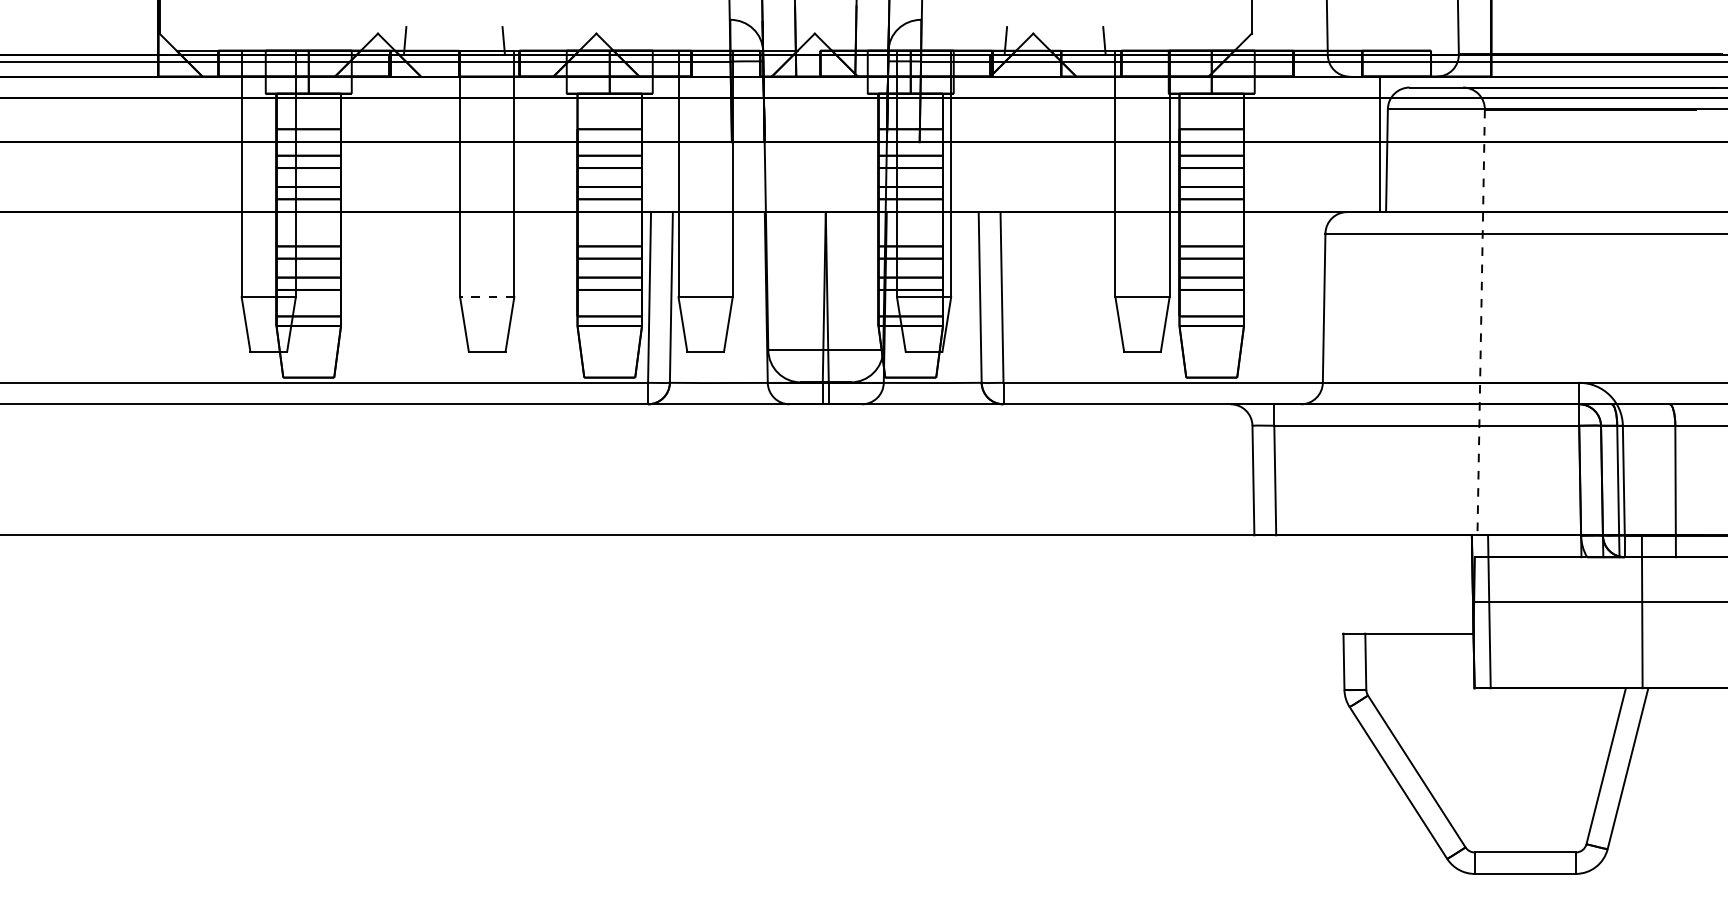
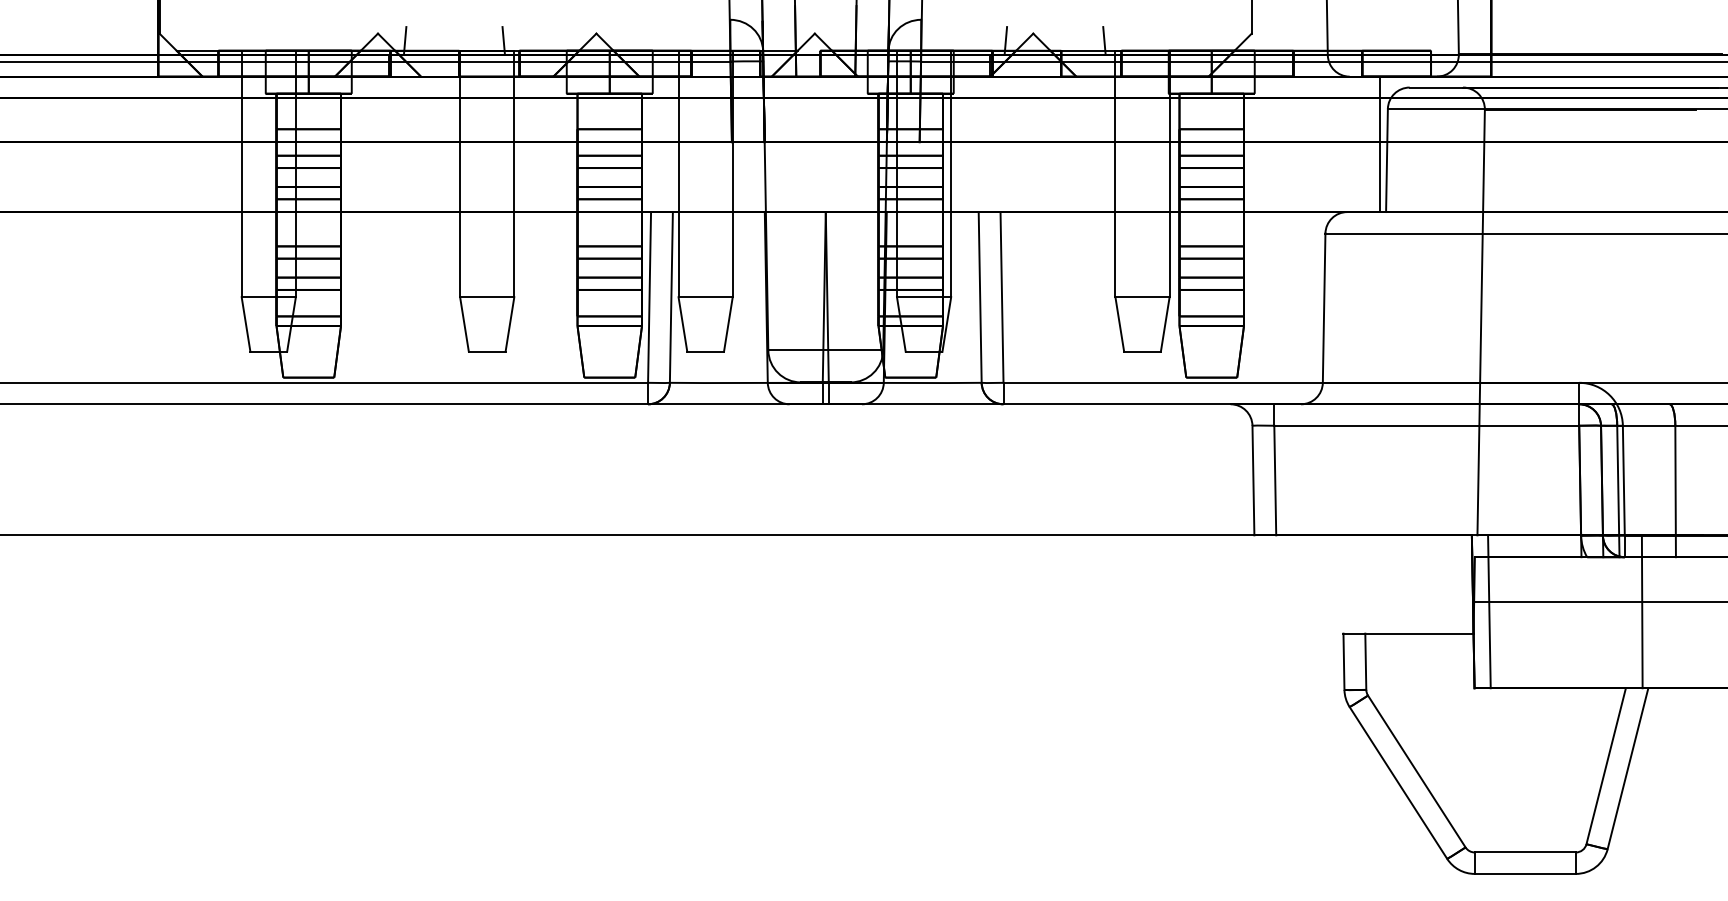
line: dashed -> solid (486, 297)
line: dashed -> solid (1481, 322)
